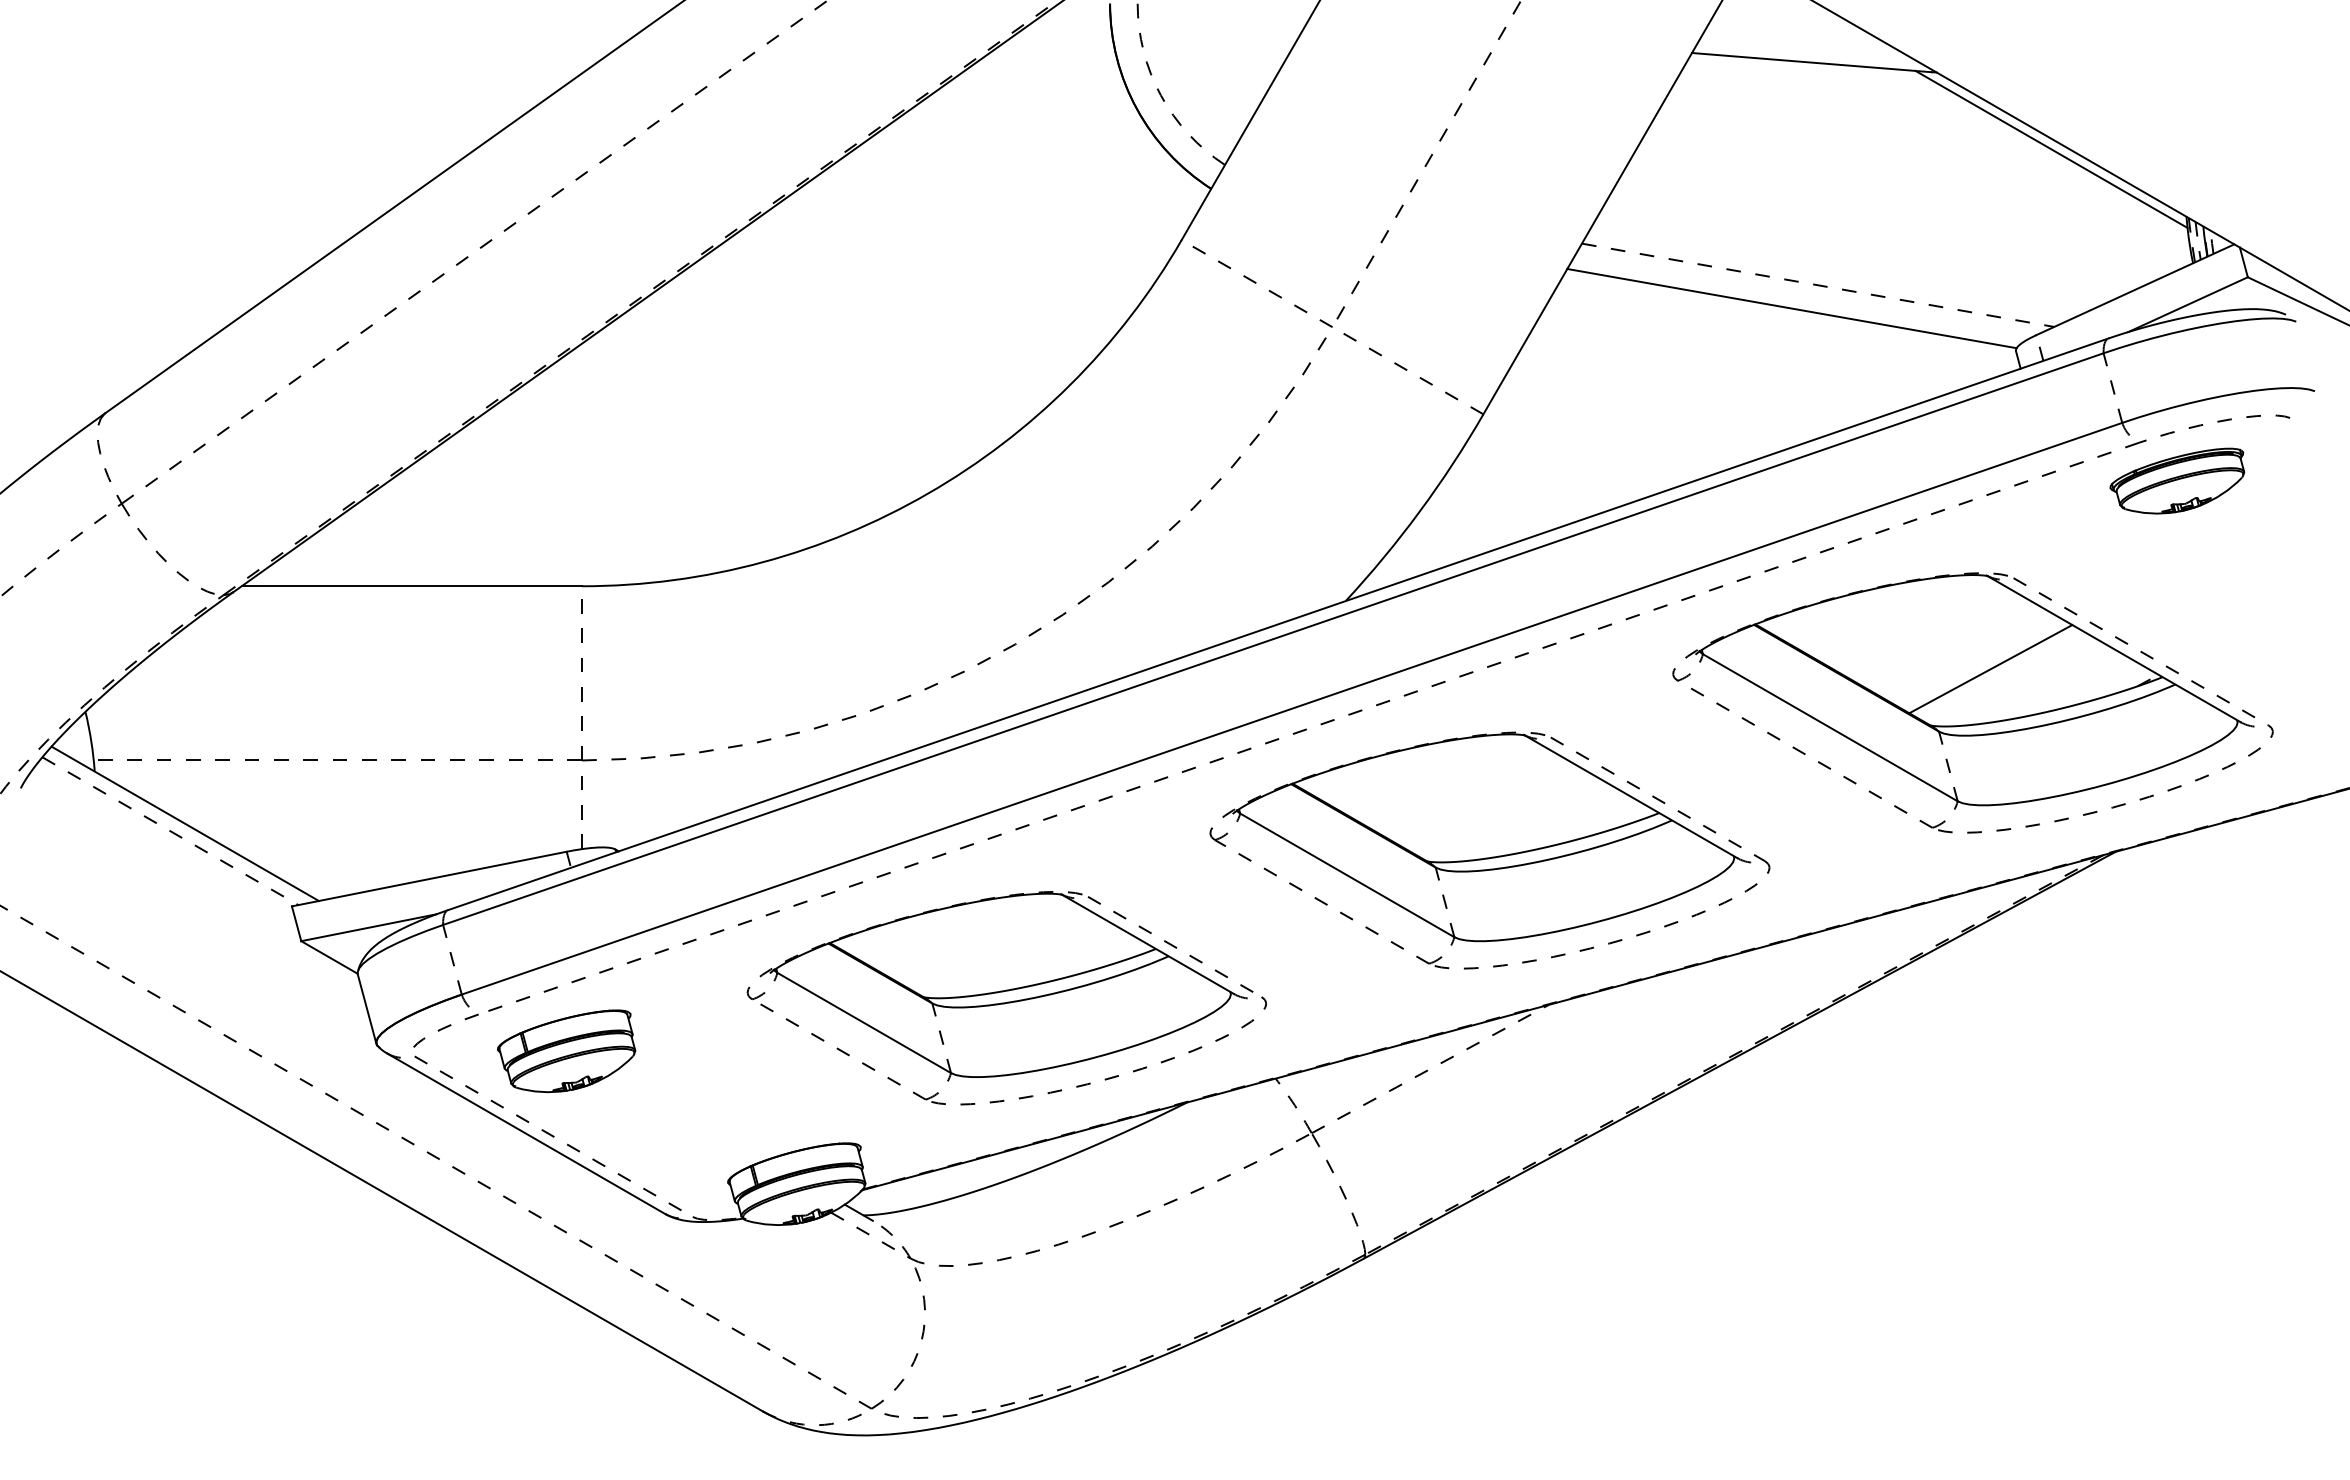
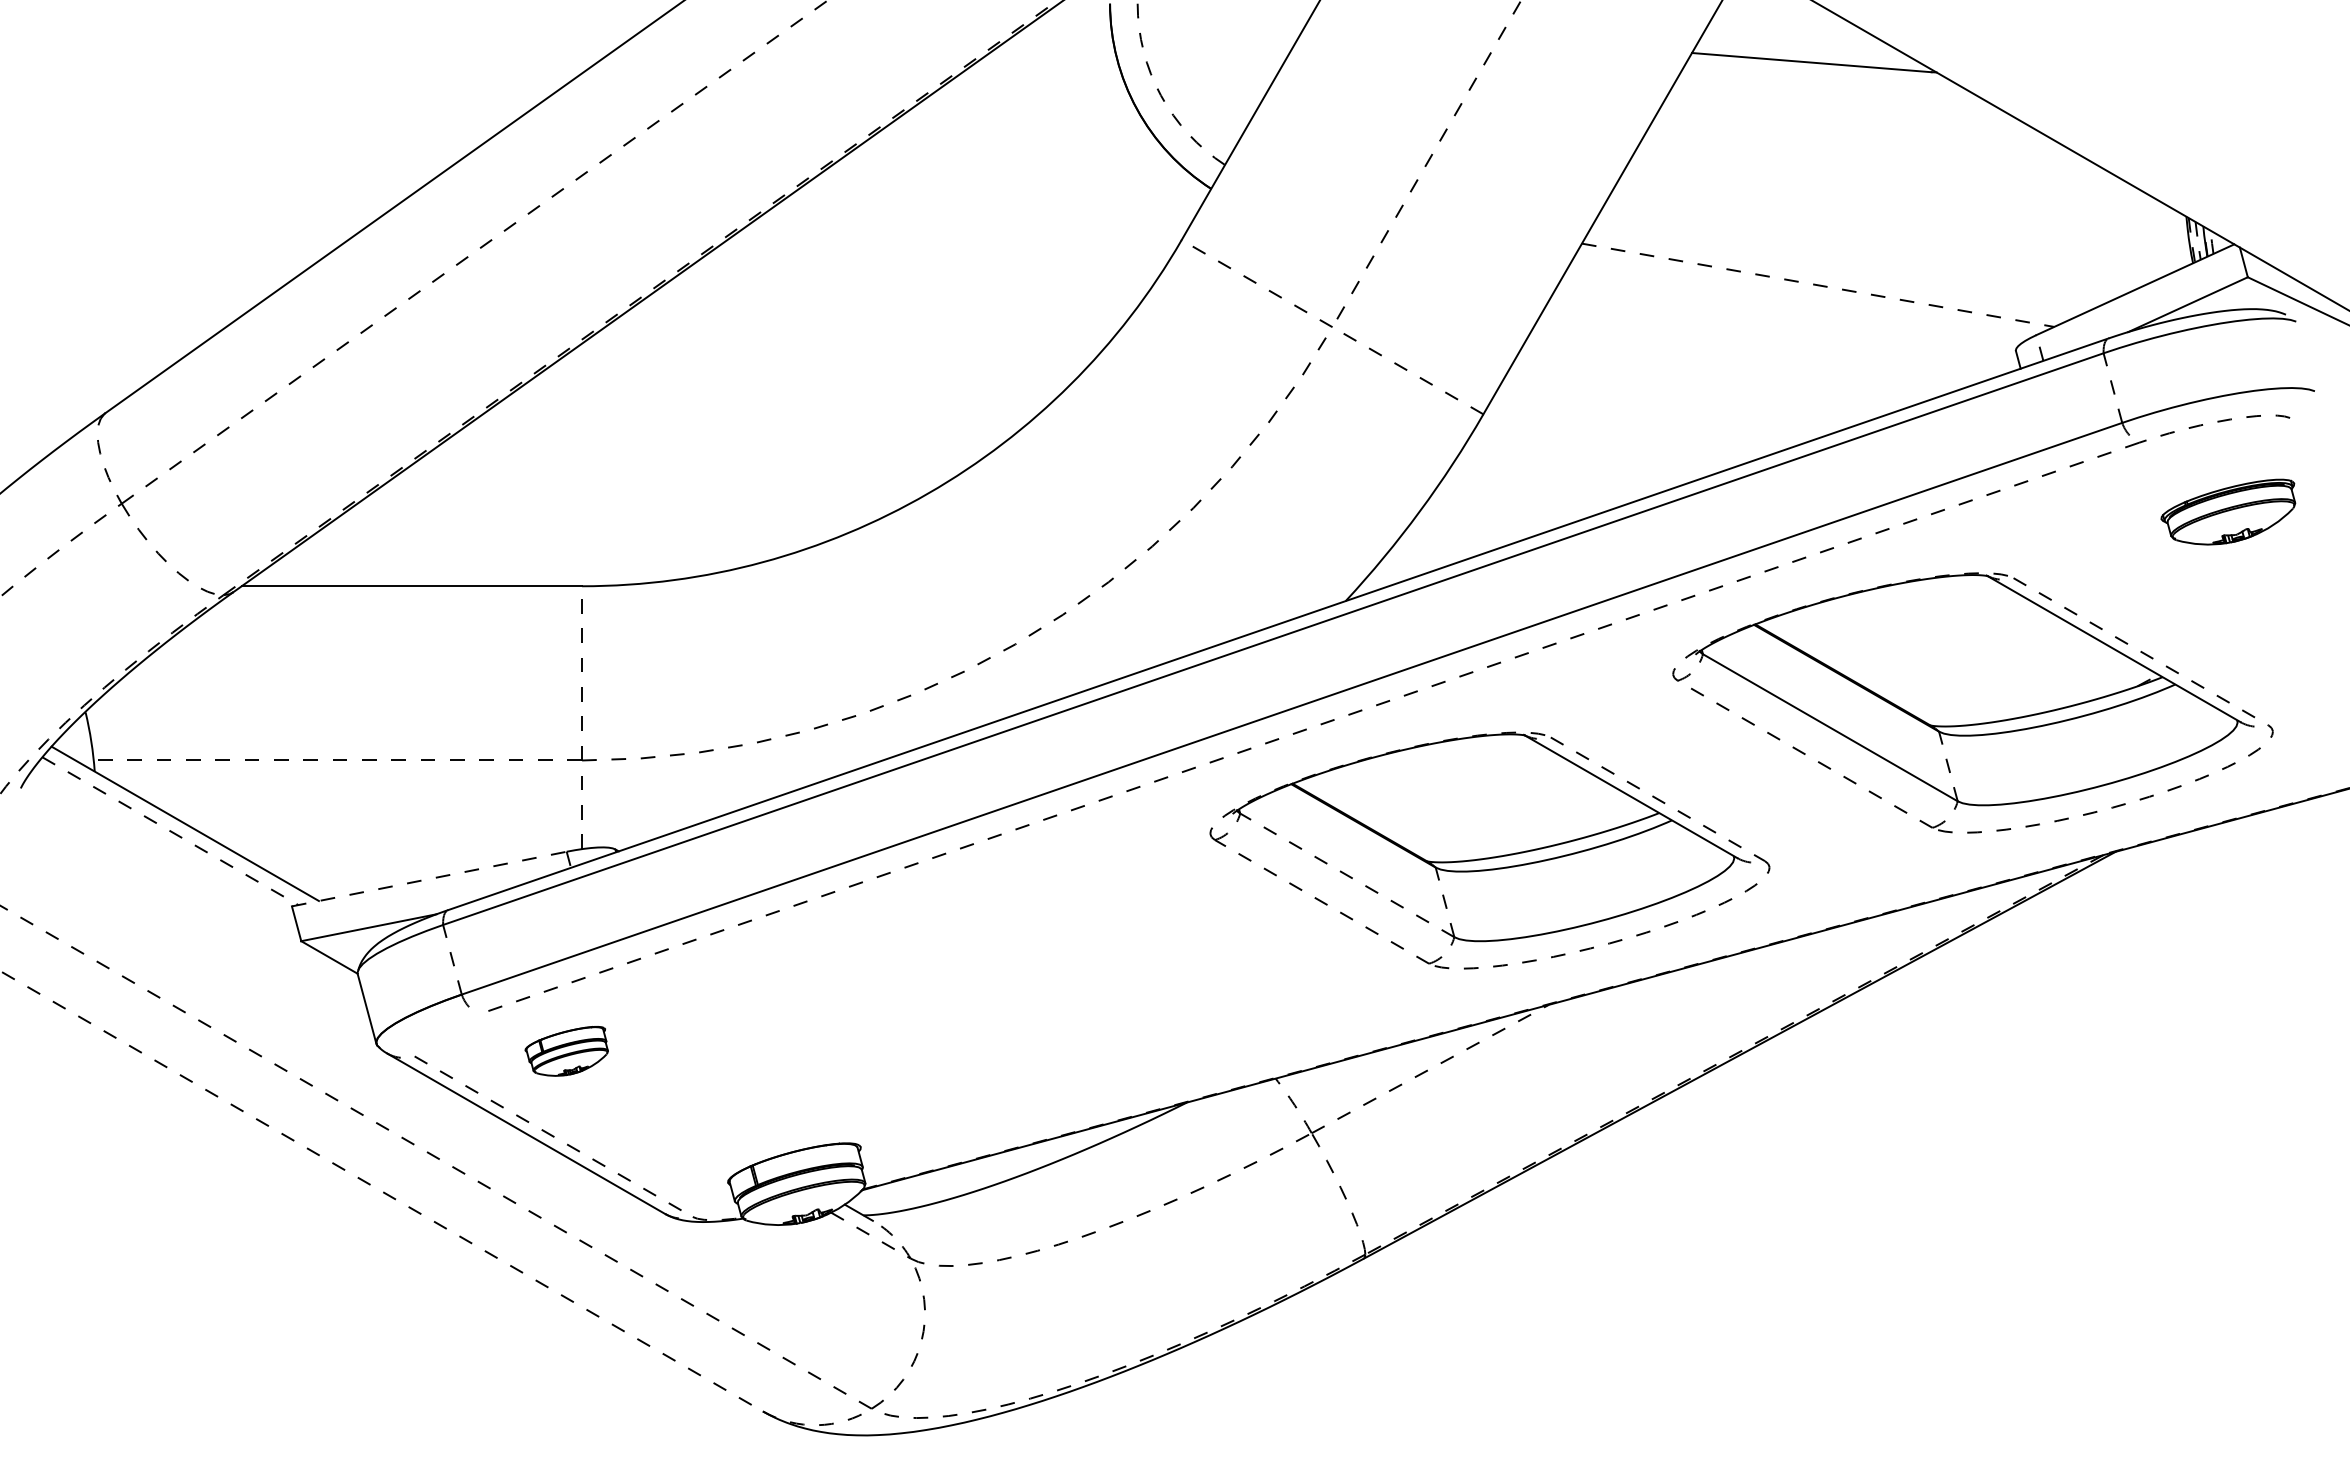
line: present -> none (2051, 148)
line: present -> none (1791, 308)
part position: (2177, 480) -> (2228, 511) (2228, 511)
line: present -> none (1990, 669)
line: solid -> dashed (1347, 875)
line: solid -> dashed (429, 878)
part: present -> none (1006, 998)
curve: present -> none (445, 1028)
part size: 140x85 px -> 85x51 px (566, 1051)
line: solid -> dashed (382, 1191)
